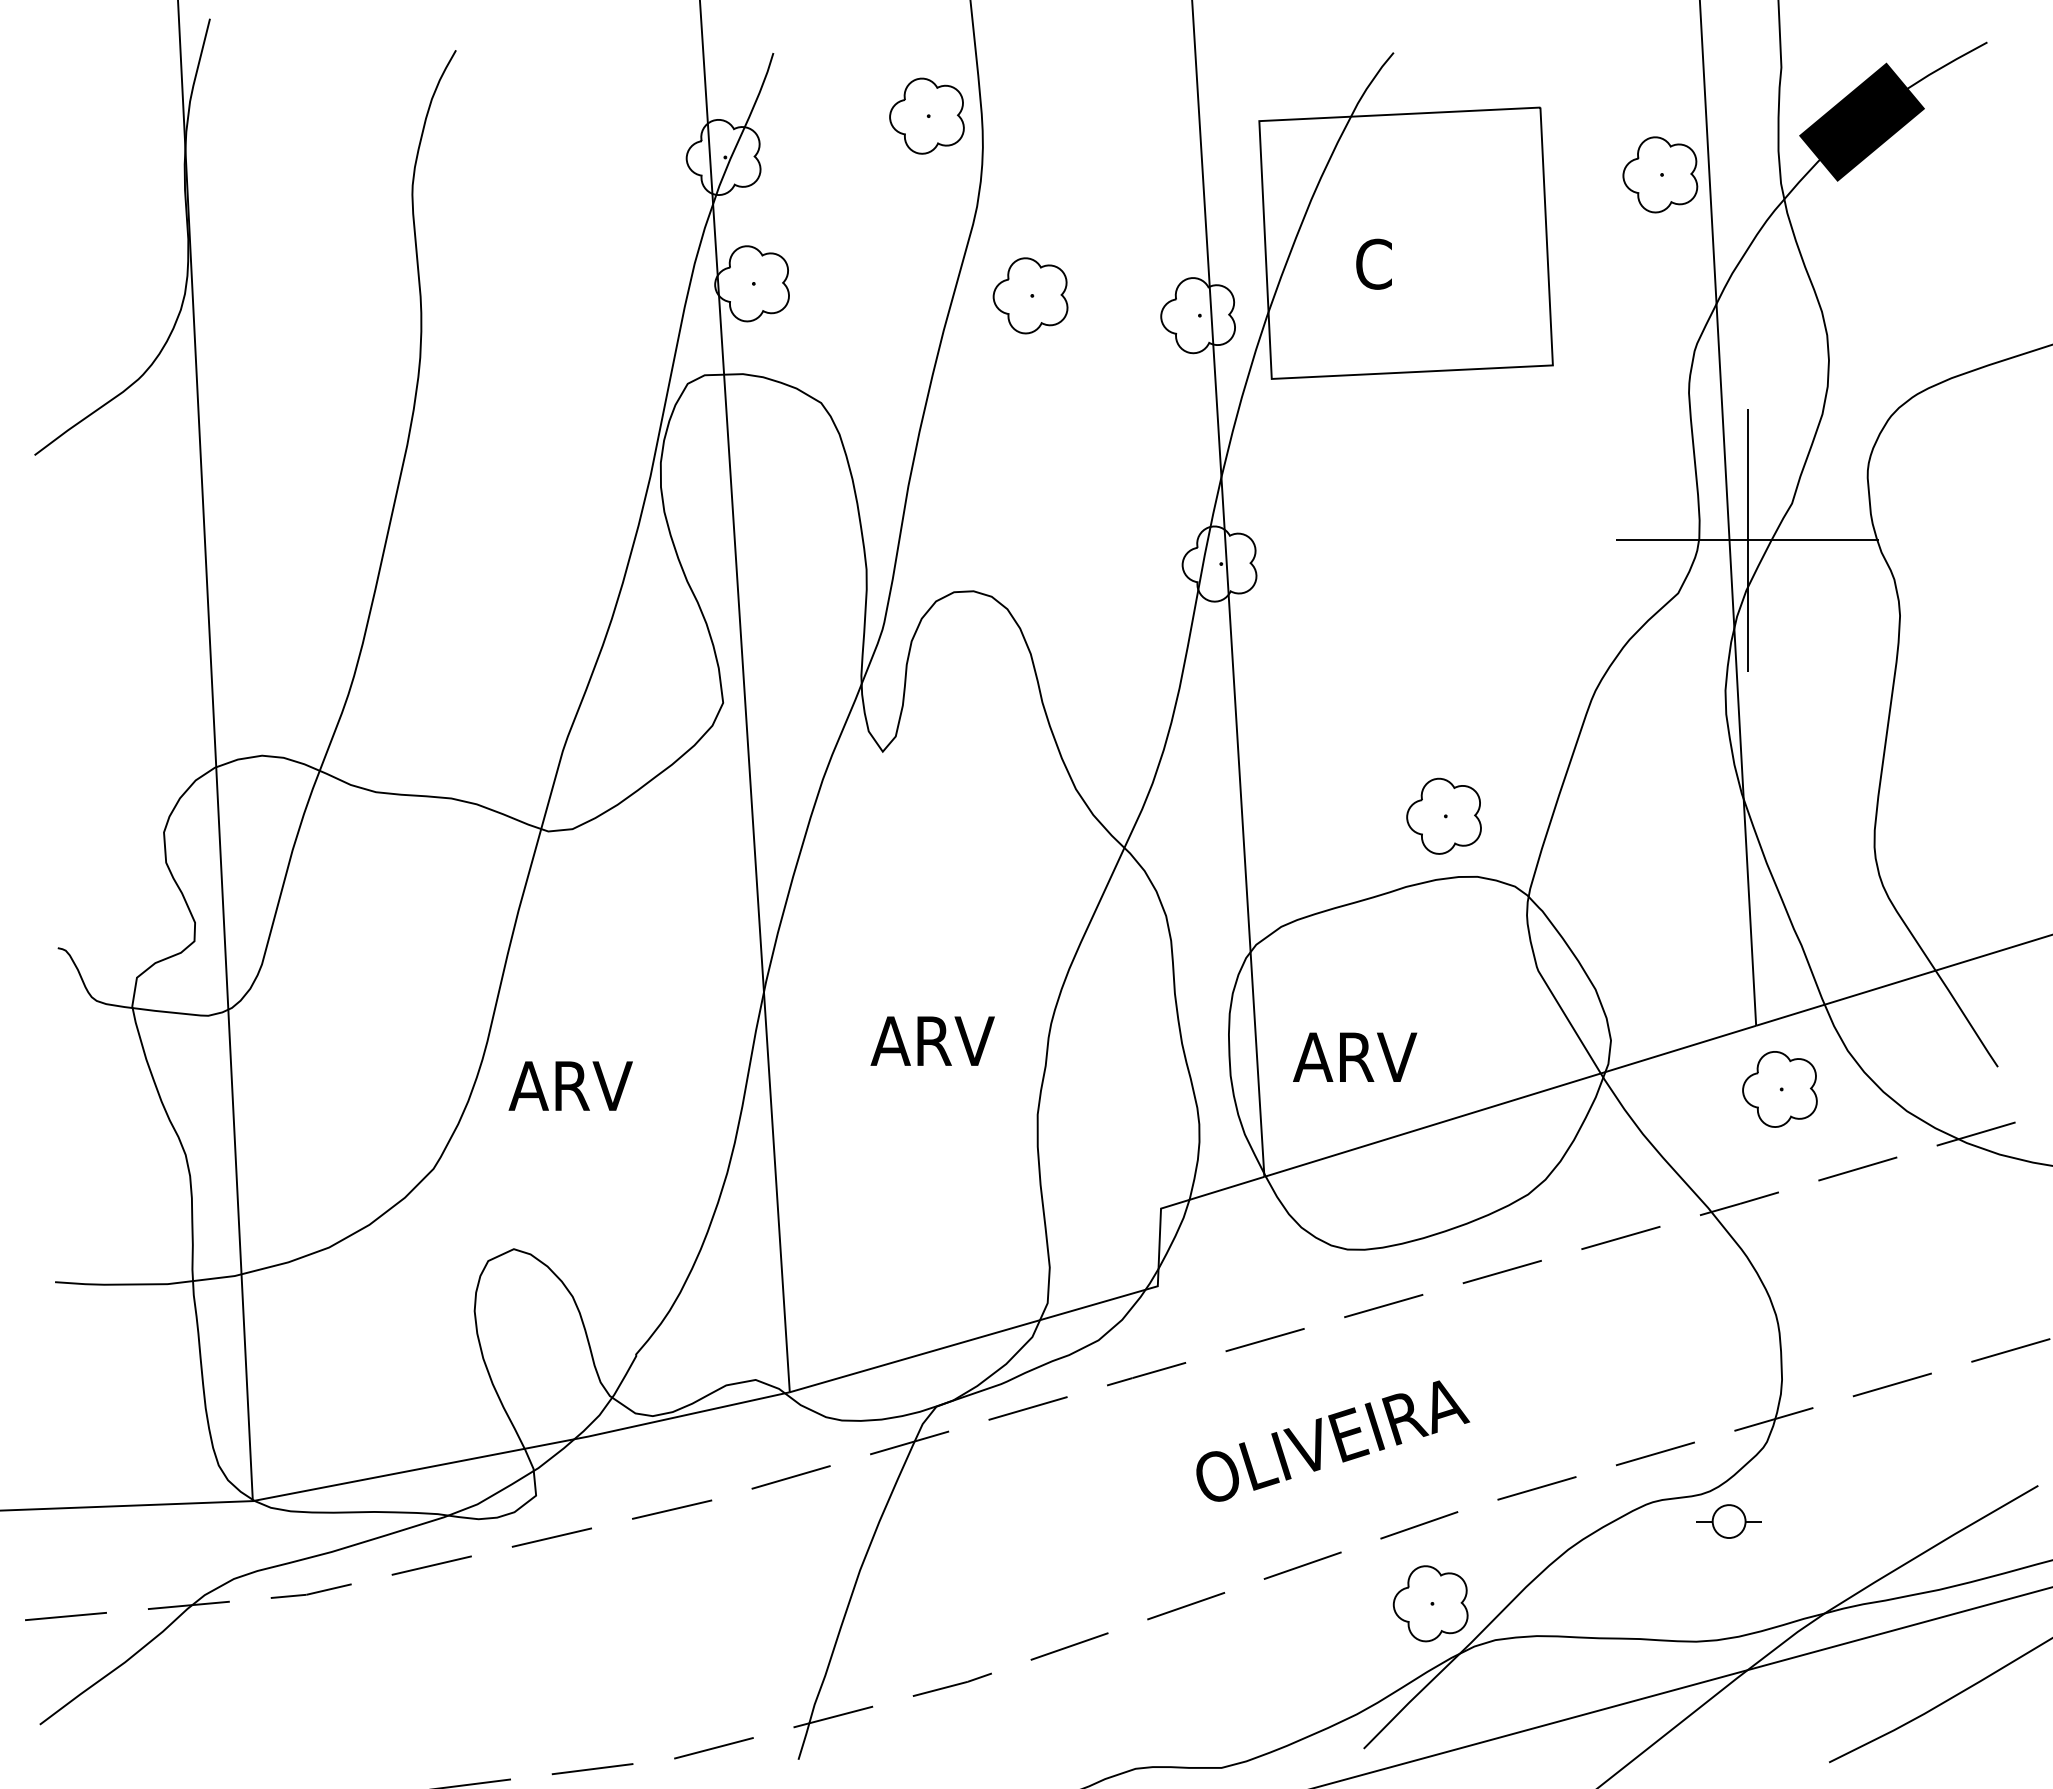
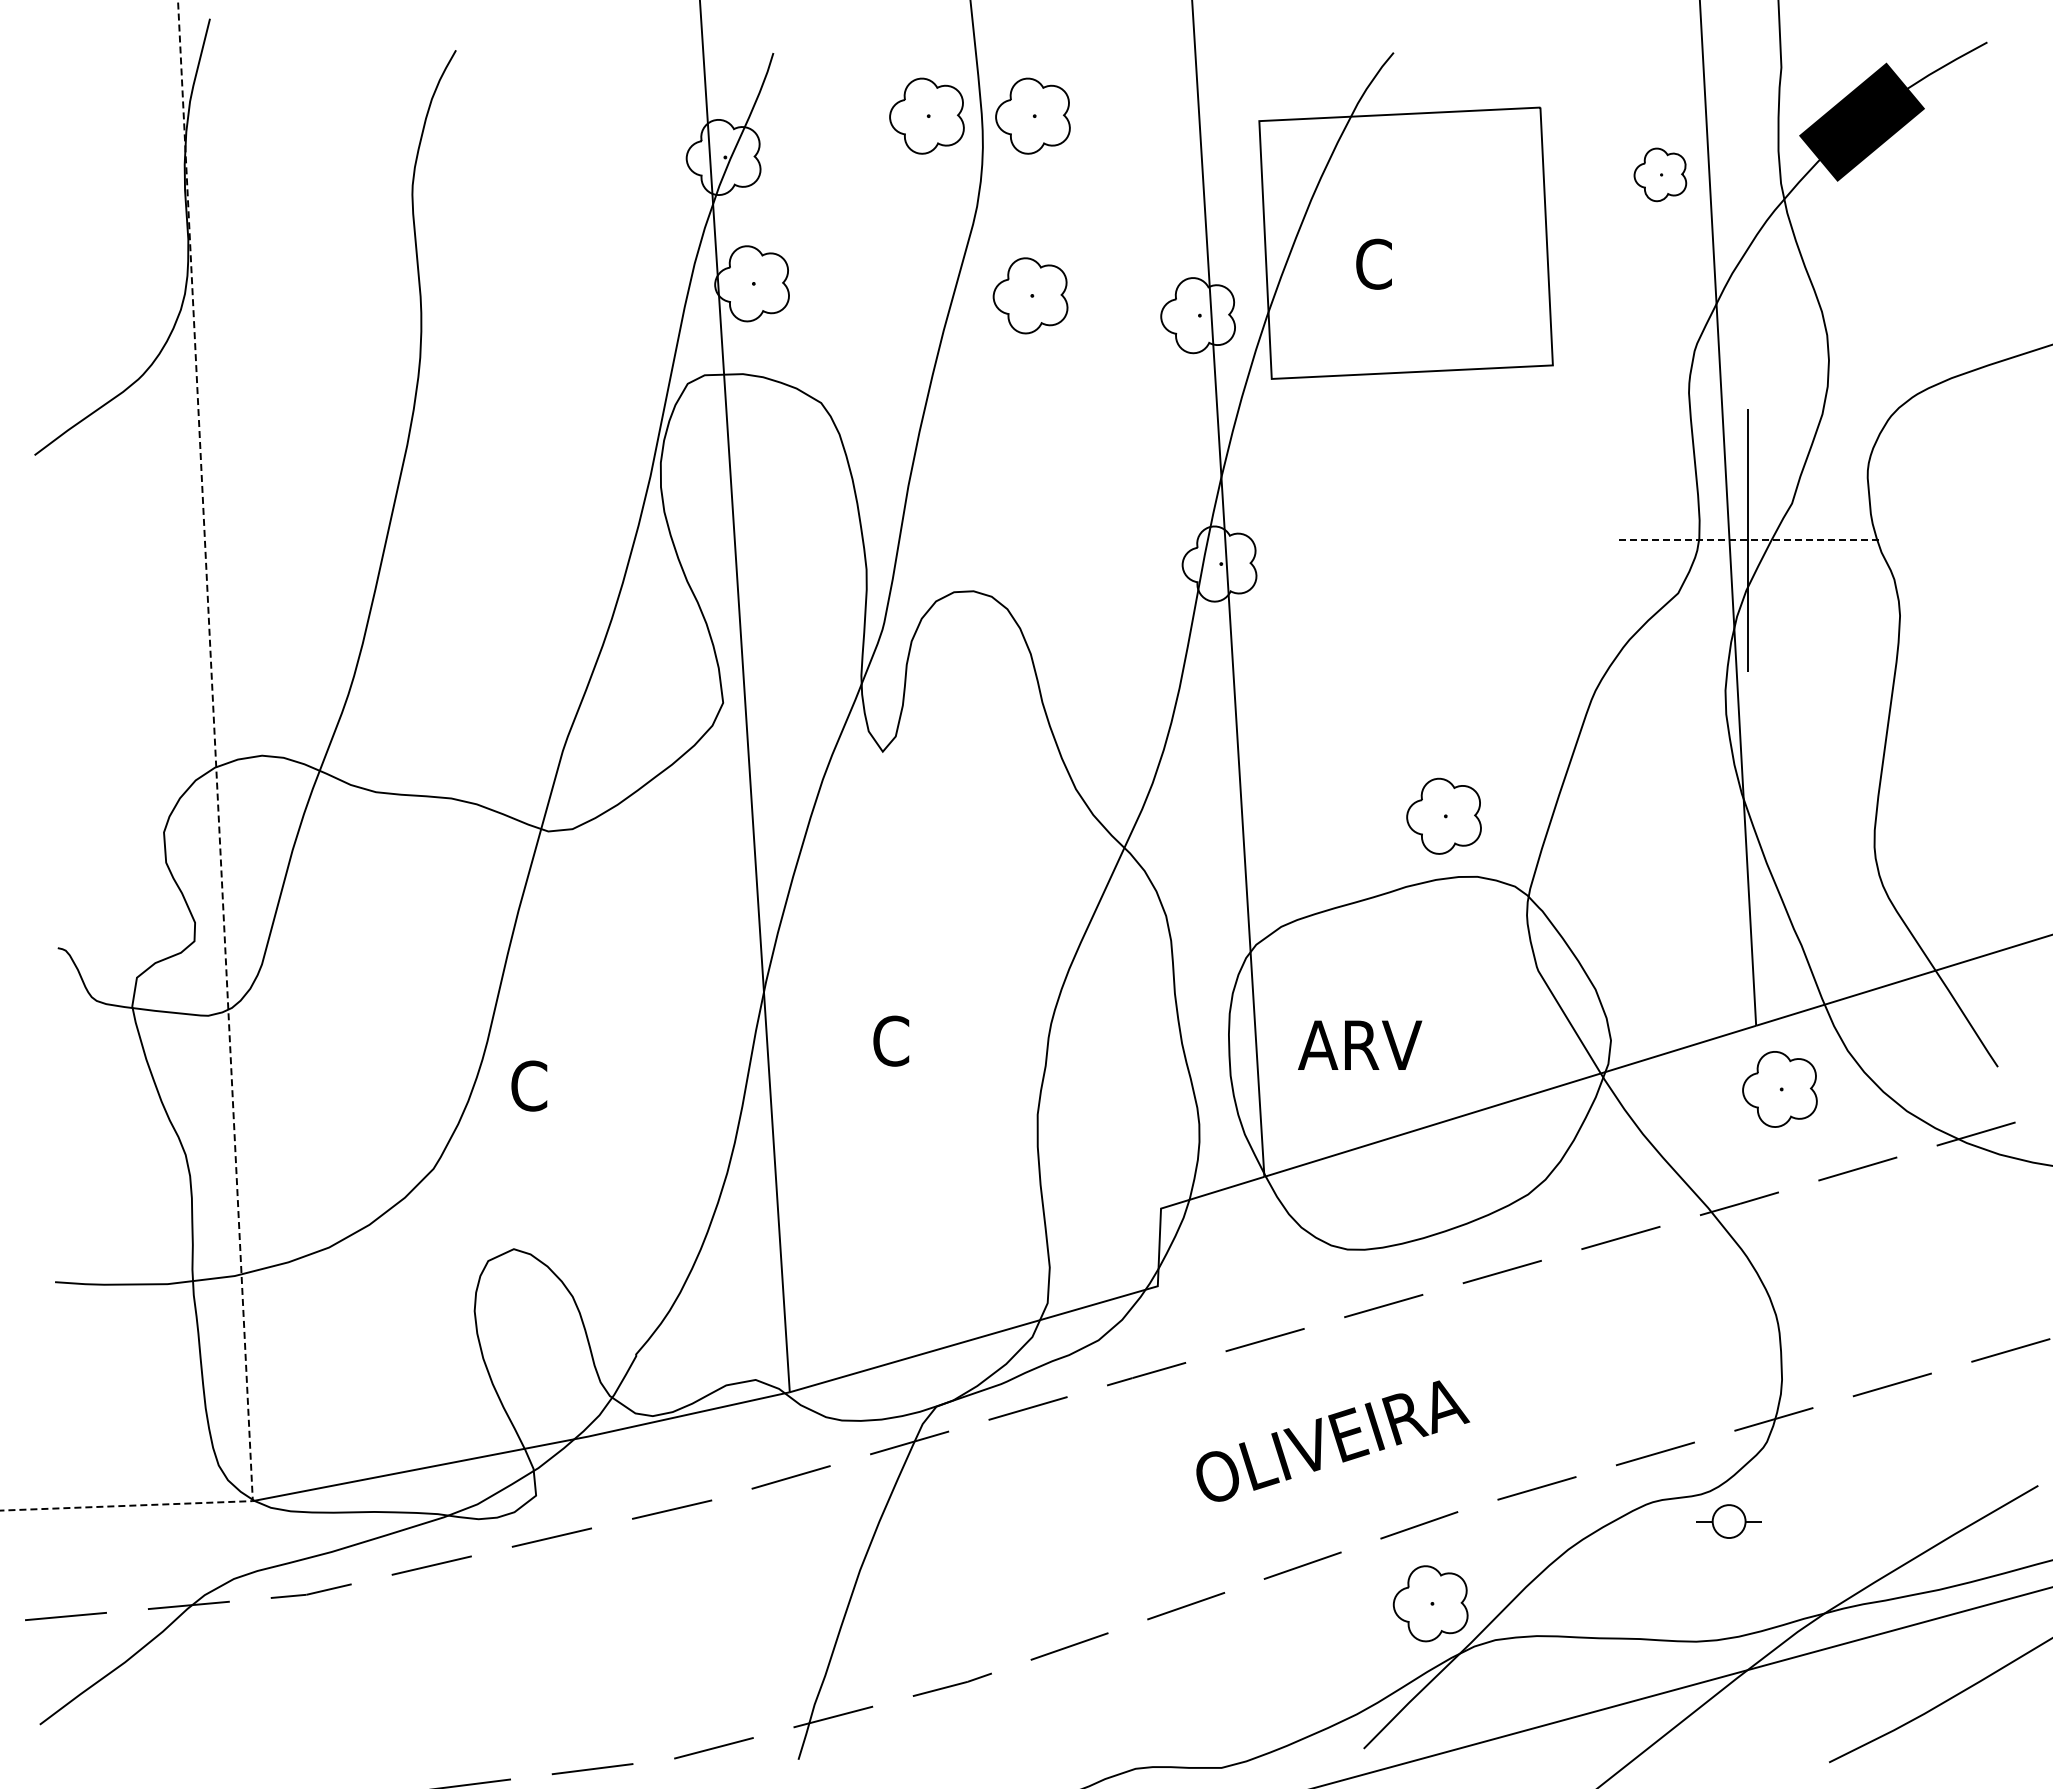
part: none -> present (1032, 115)
part size: 77x78 px -> 55x56 px (1660, 174)
line: solid -> dashed (1747, 540)
line: solid -> dashed (221, 876)
text: ARV -> C (932, 1040)
text position: (1355, 1056) -> (1360, 1044) (1360, 1044)
text: ARV -> C (570, 1085)
